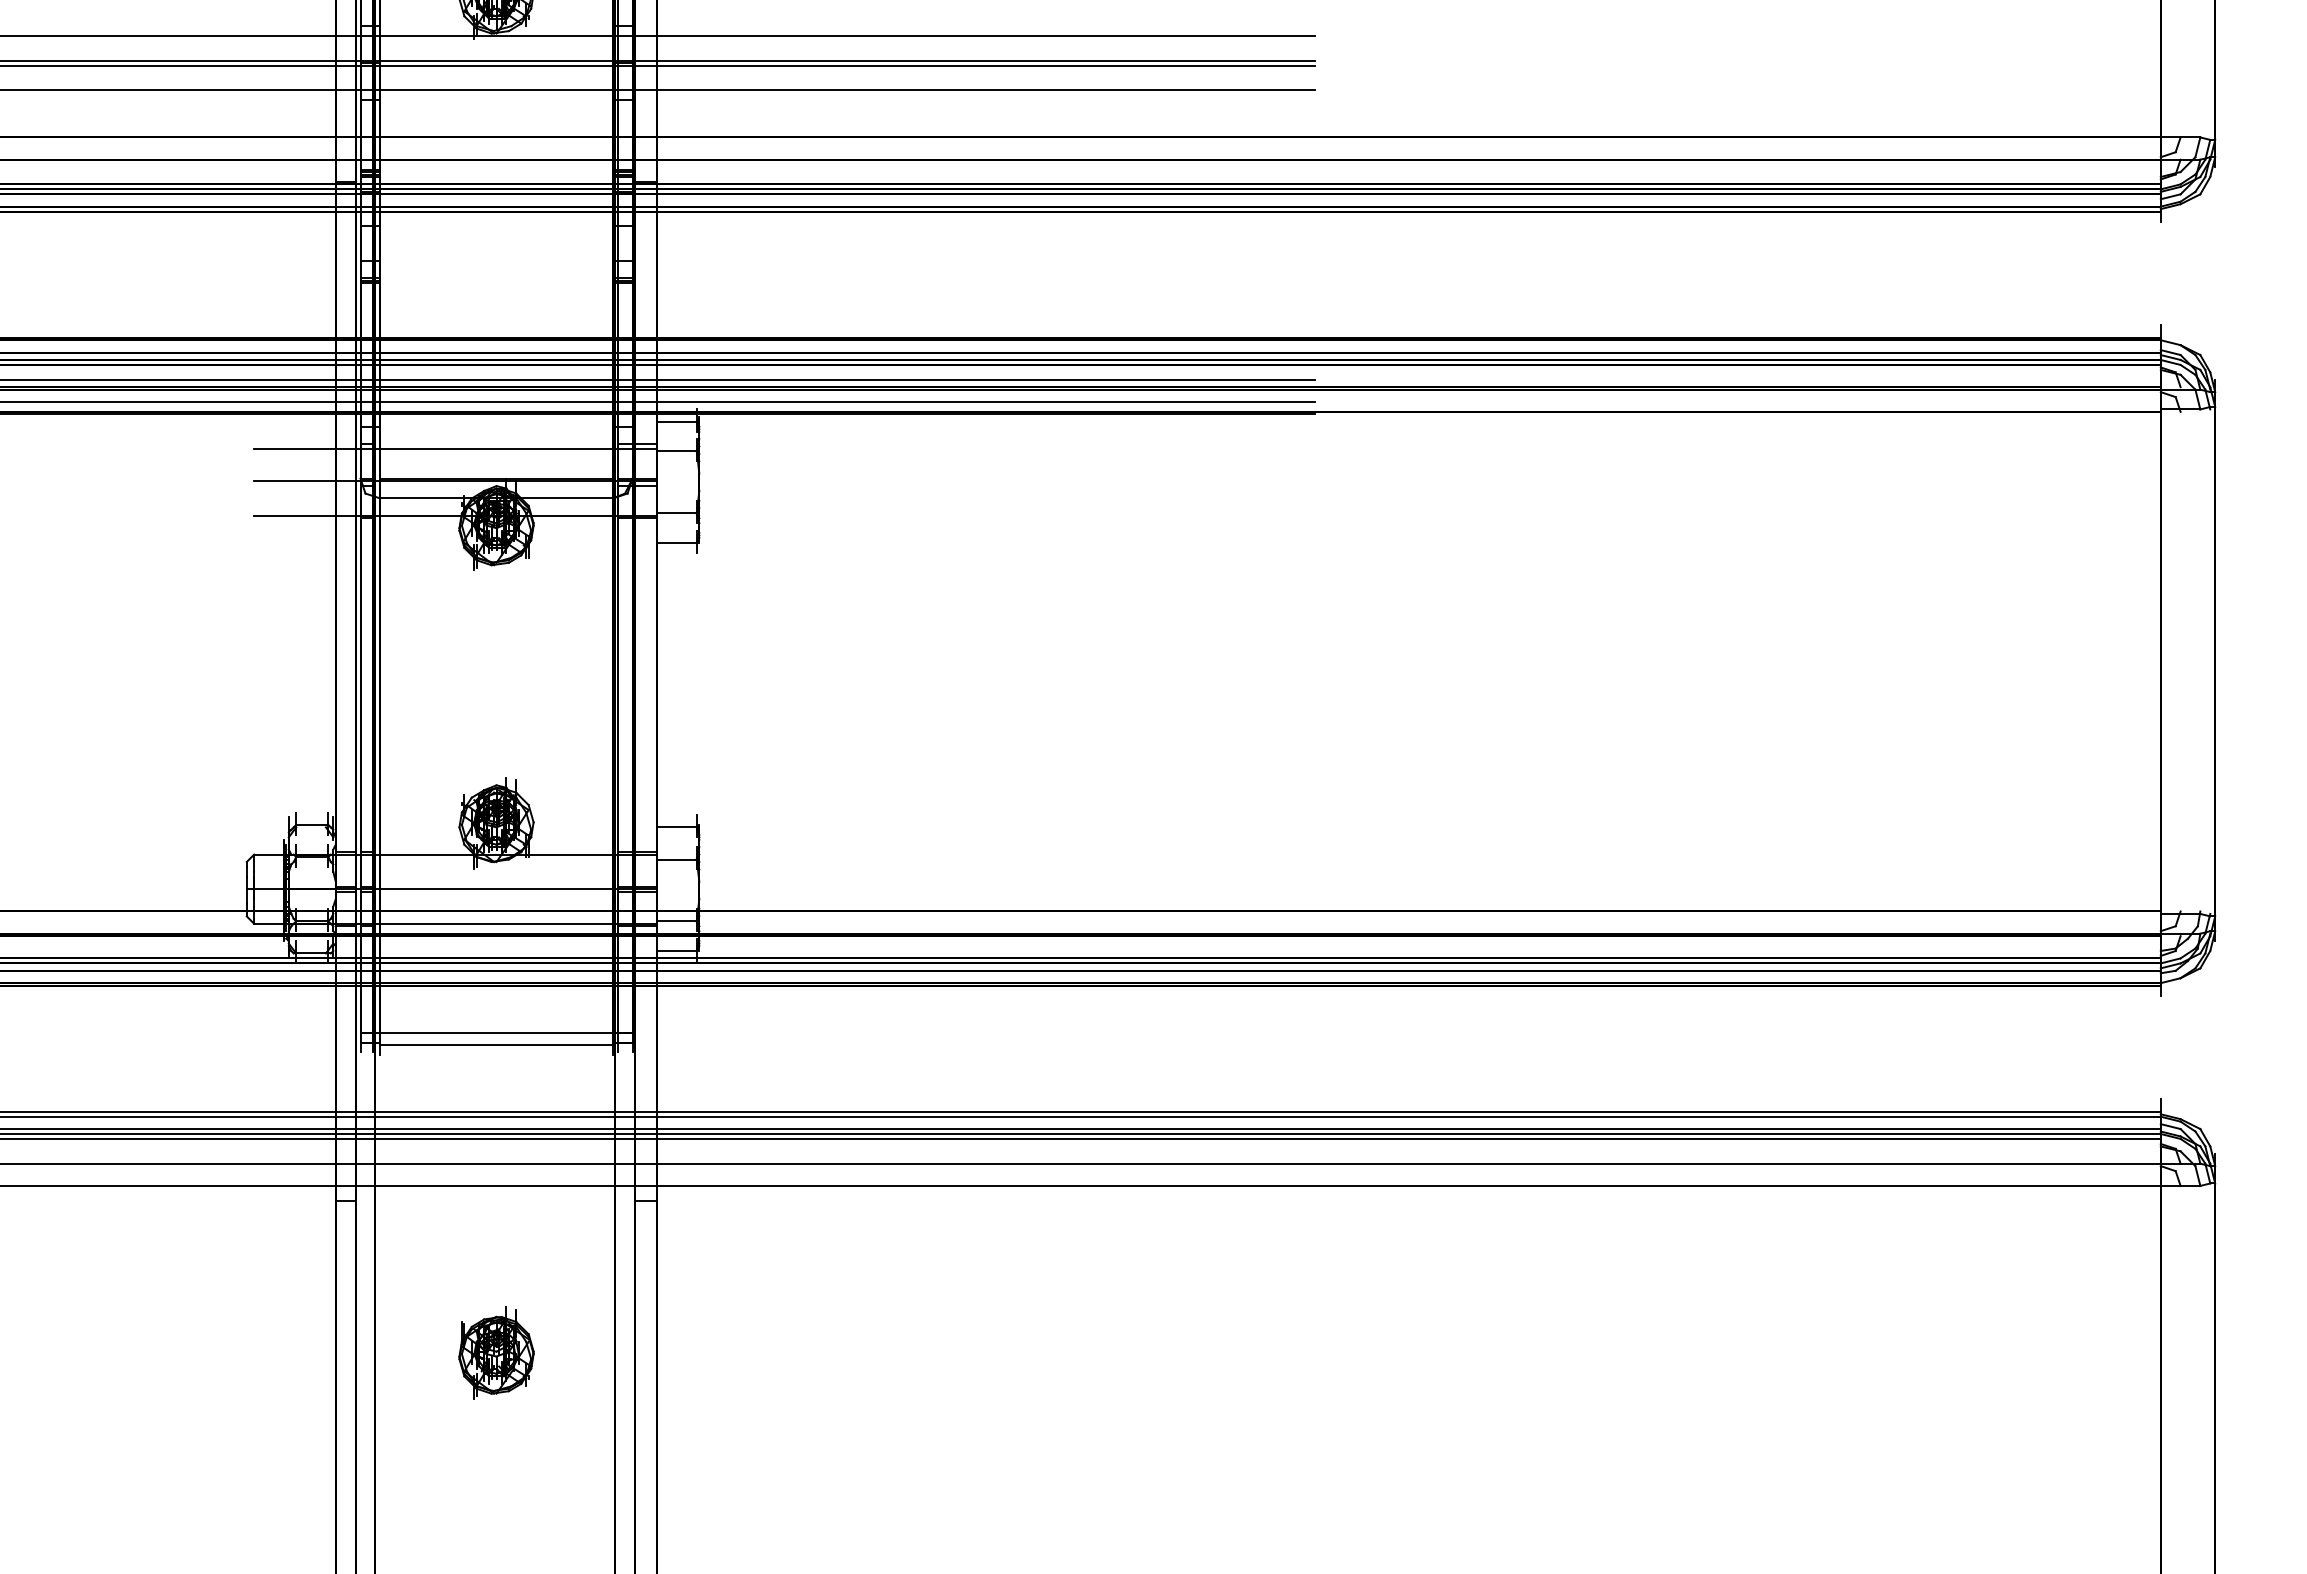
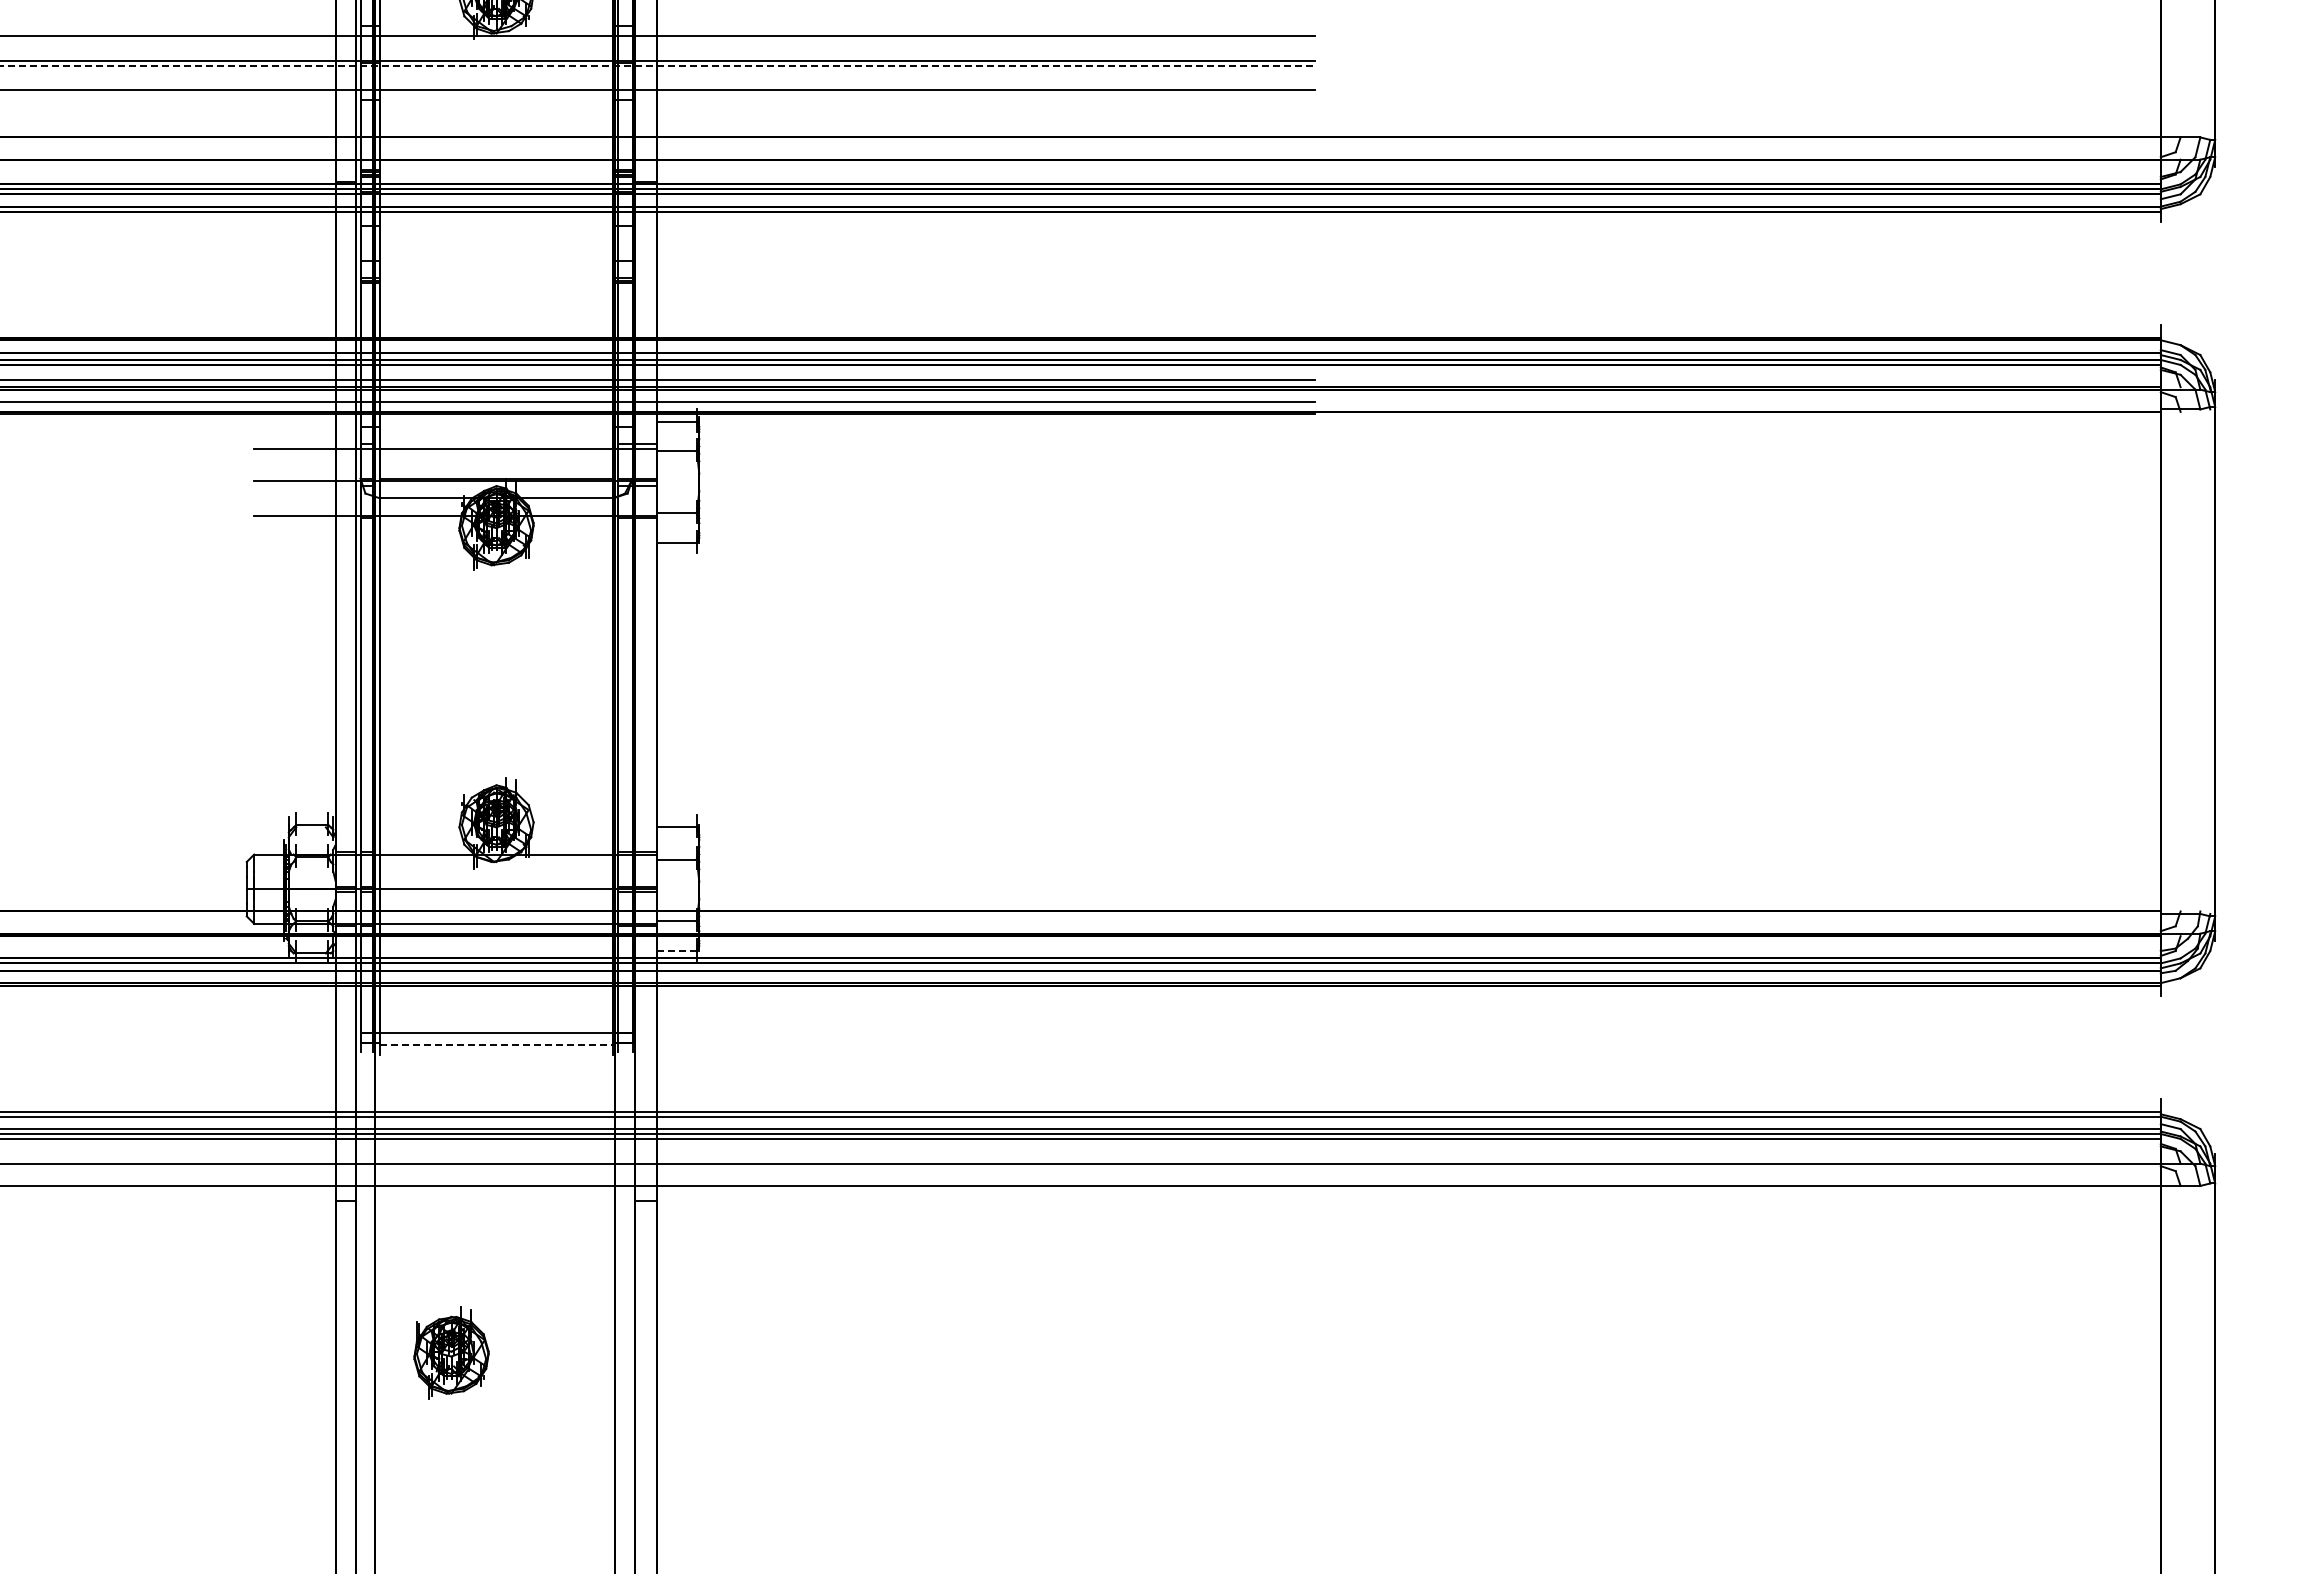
line: solid -> dashed (658, 65)
line: solid -> dashed (677, 951)
line: solid -> dashed (497, 1044)
part position: (496, 1352) -> (451, 1352) (451, 1352)
